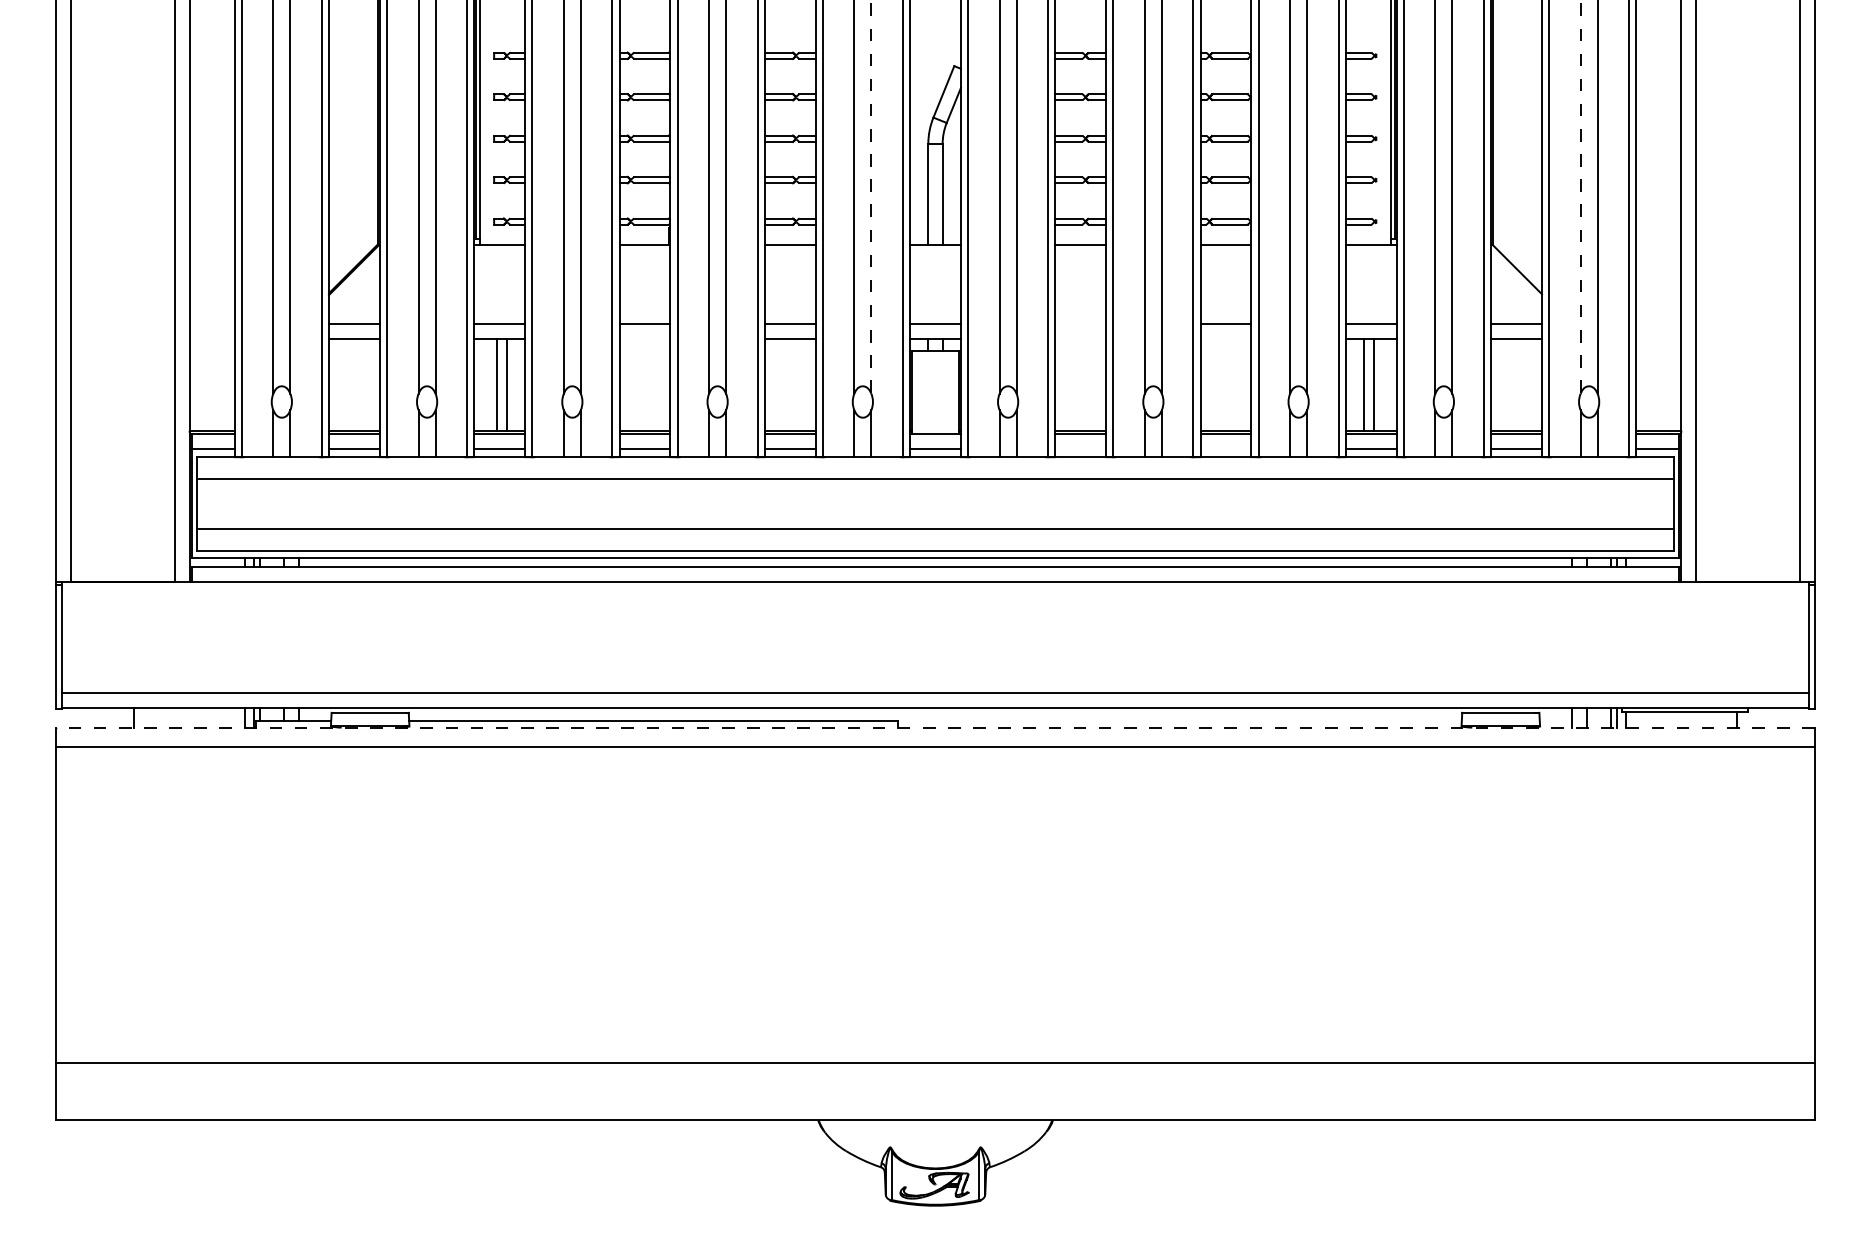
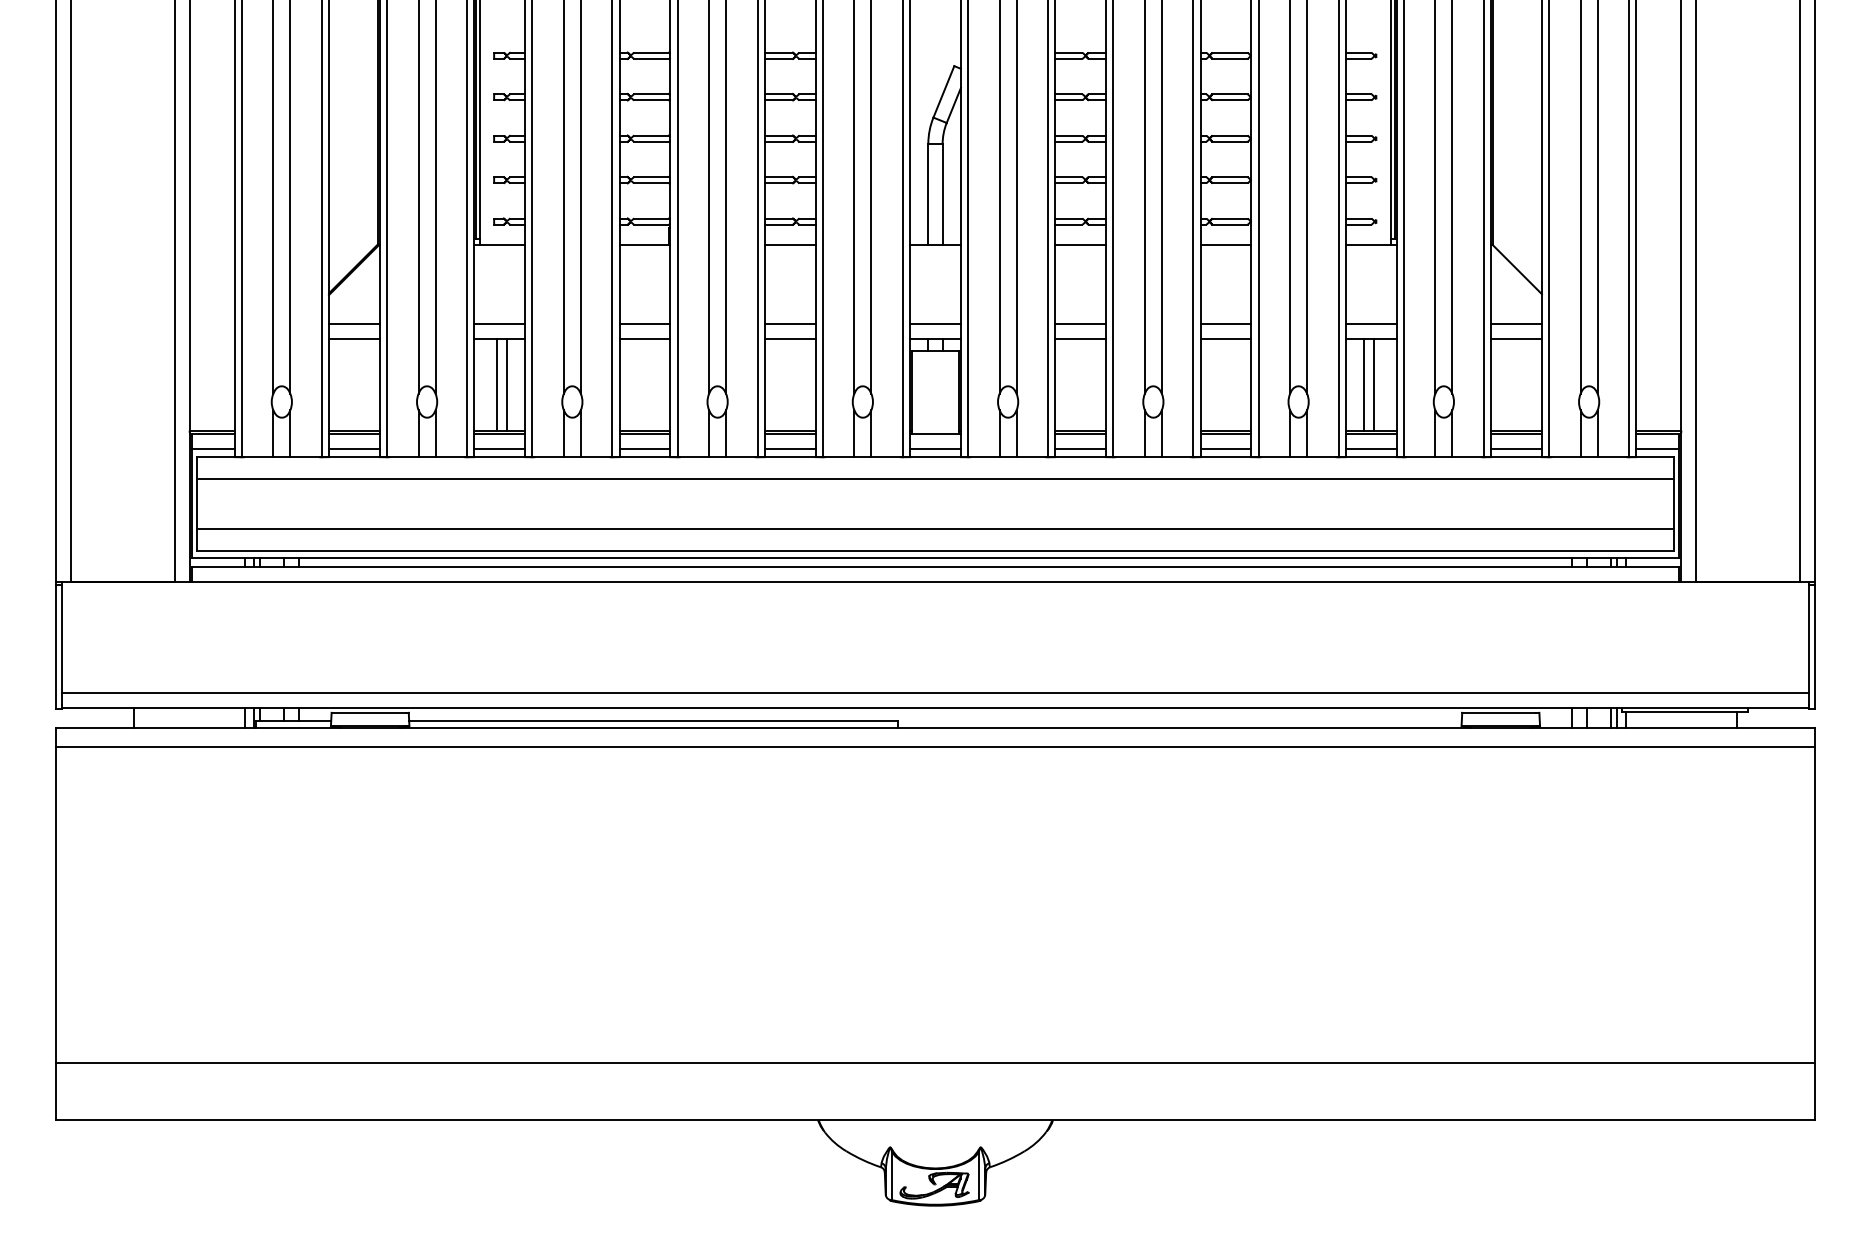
line: dashed -> solid (871, 197)
line: dashed -> solid (1580, 197)
line: none -> present (1080, 324)
line: none -> present (644, 339)
line: none -> present (1080, 339)
line: none -> present (1225, 339)
line: none -> present (1080, 448)
line: none -> present (1225, 448)
line: dashed -> solid (934, 727)
